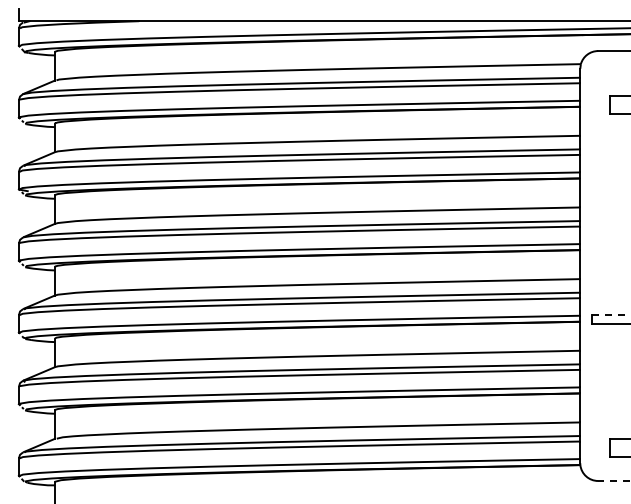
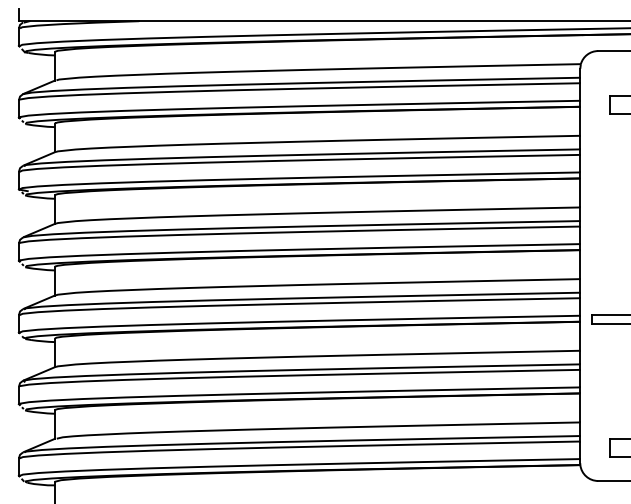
line: dashed -> solid (612, 314)
line: dashed -> solid (614, 480)
